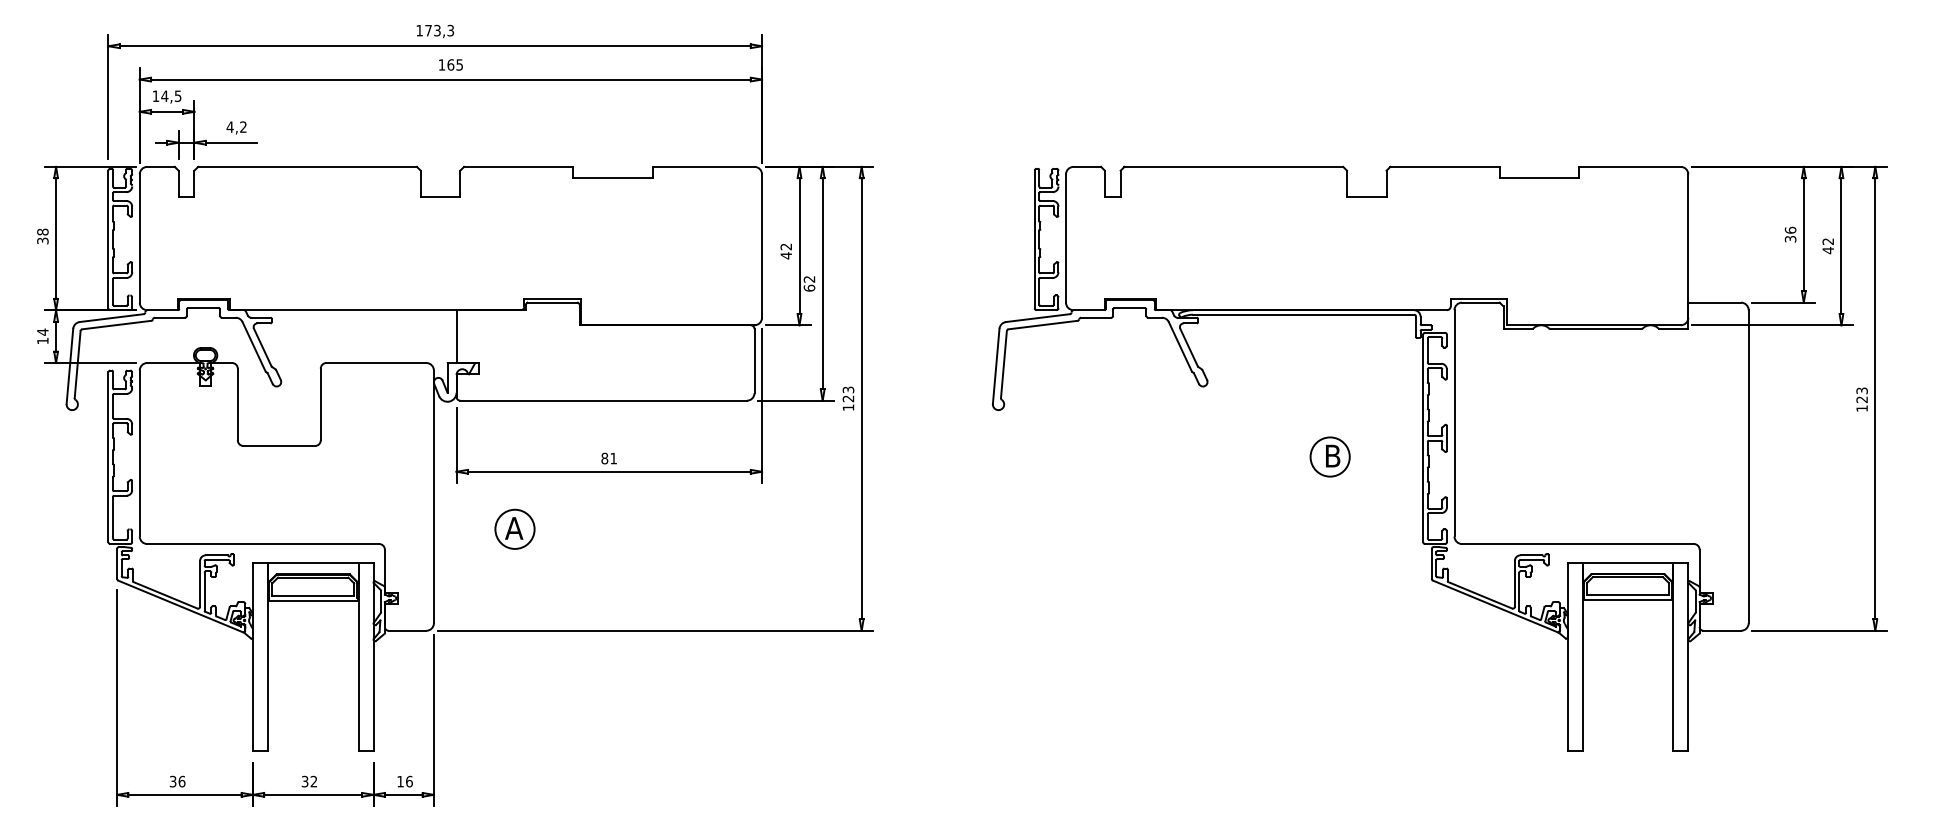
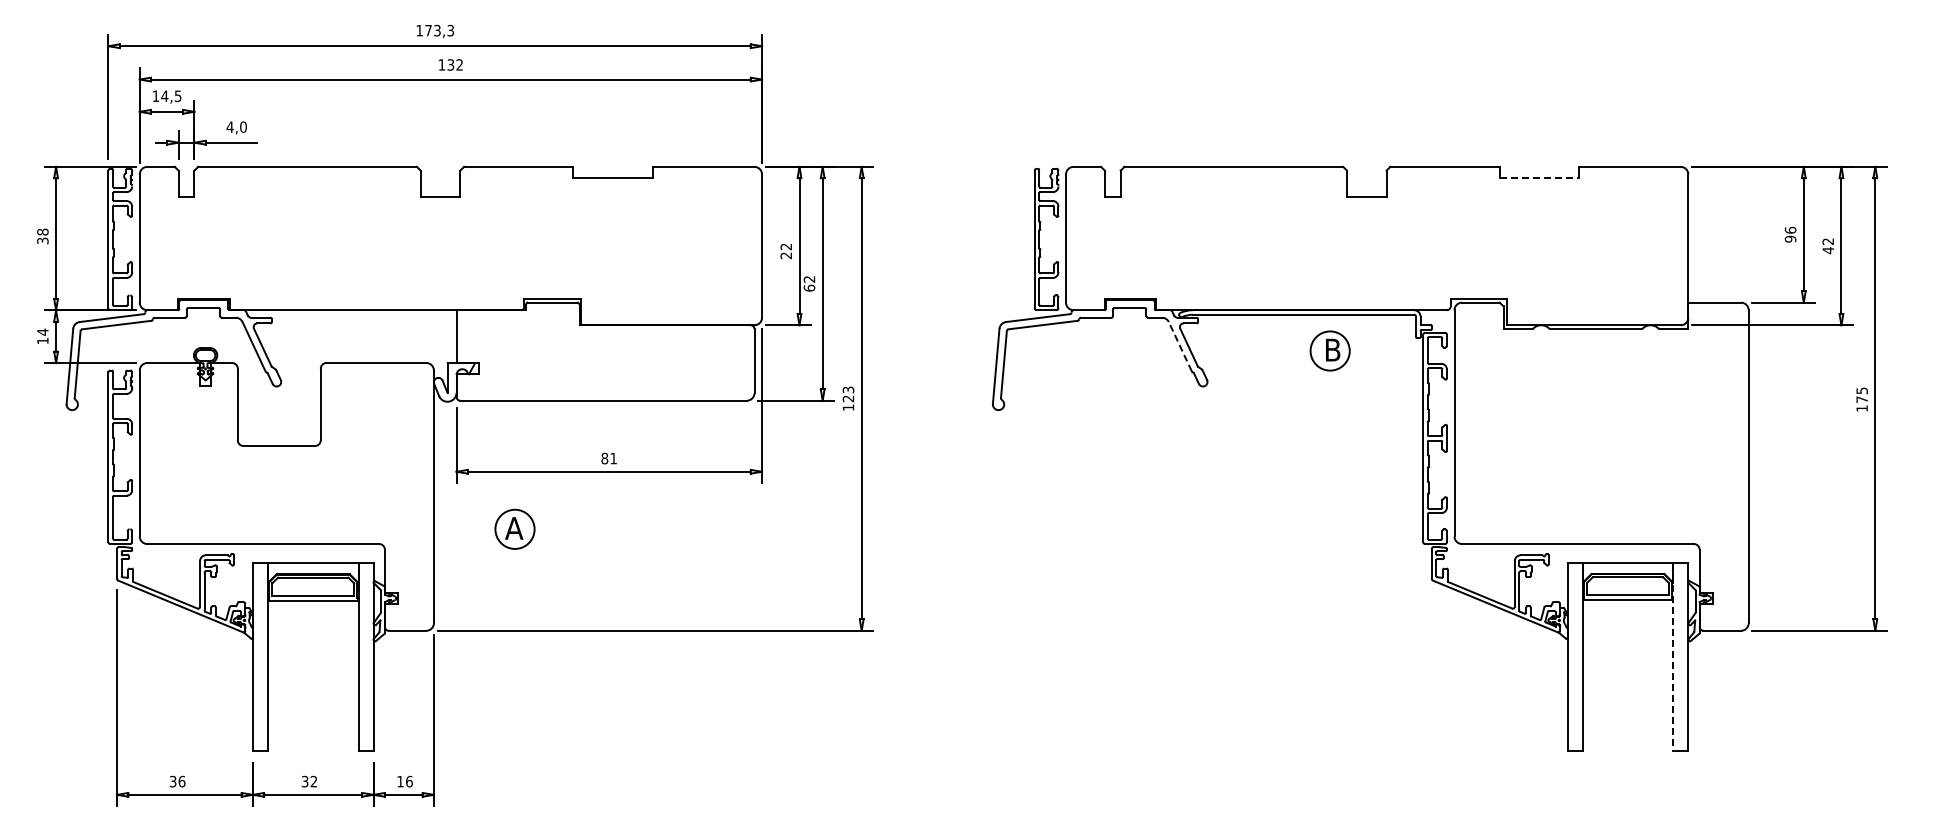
text: 165 -> 132 (454, 64)
text: 4,2 -> 4,0 (243, 126)
line: solid -> dashed (1539, 178)
text: 36 -> 96 (1790, 238)
text: 42 -> 22 (785, 255)
line: solid -> dashed (1180, 346)
text: 123 -> 175 (1861, 395)
part position: (1329, 456) -> (1329, 350) (1329, 350)
line: solid -> dashed (1673, 657)
